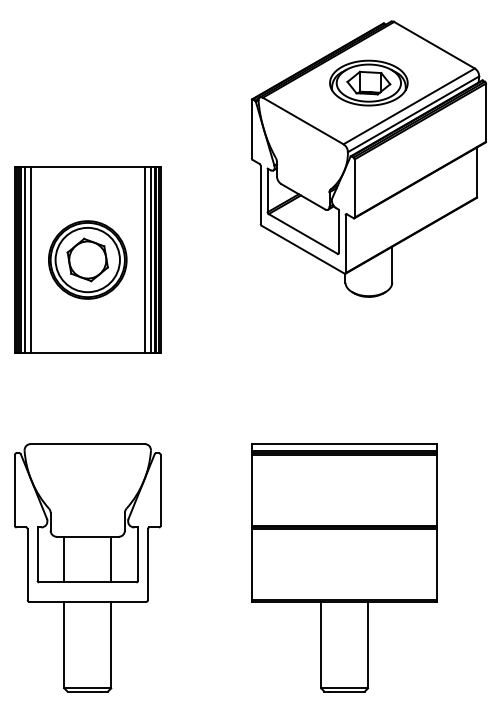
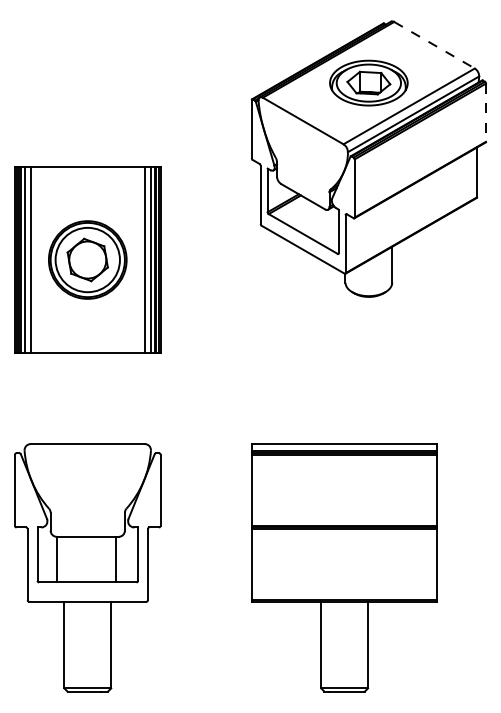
line: solid -> dashed (434, 45)
line: solid -> dashed (485, 113)
line position: (64, 559) -> (57, 559) (57, 559)
line position: (111, 559) -> (116, 559) (116, 559)
